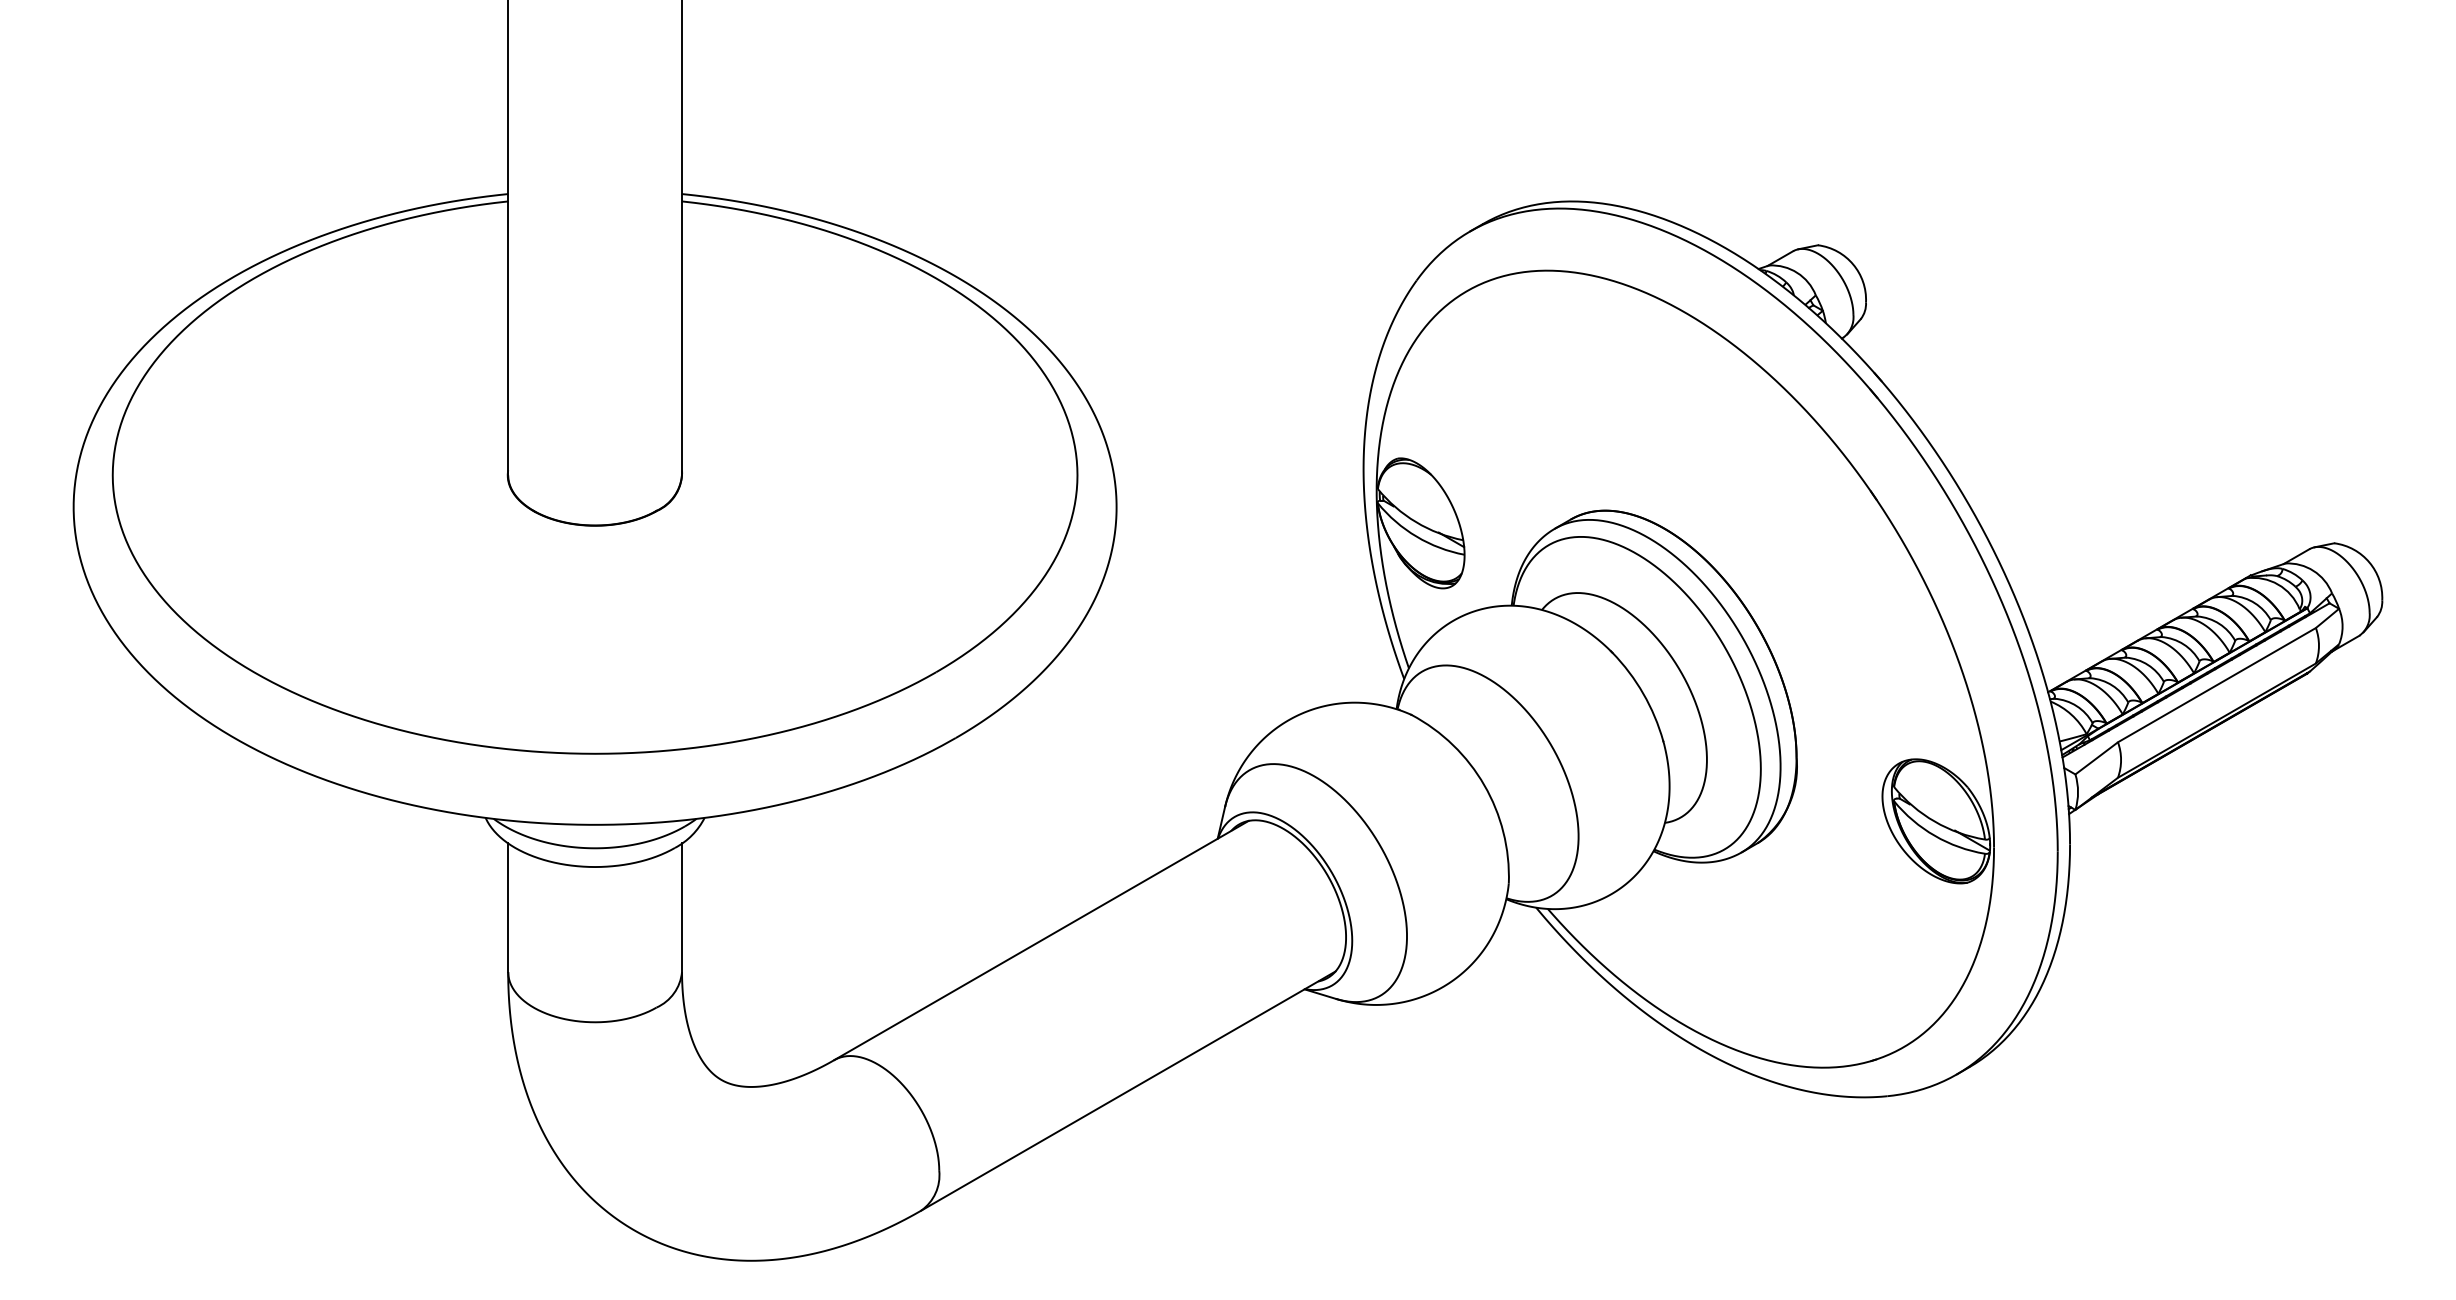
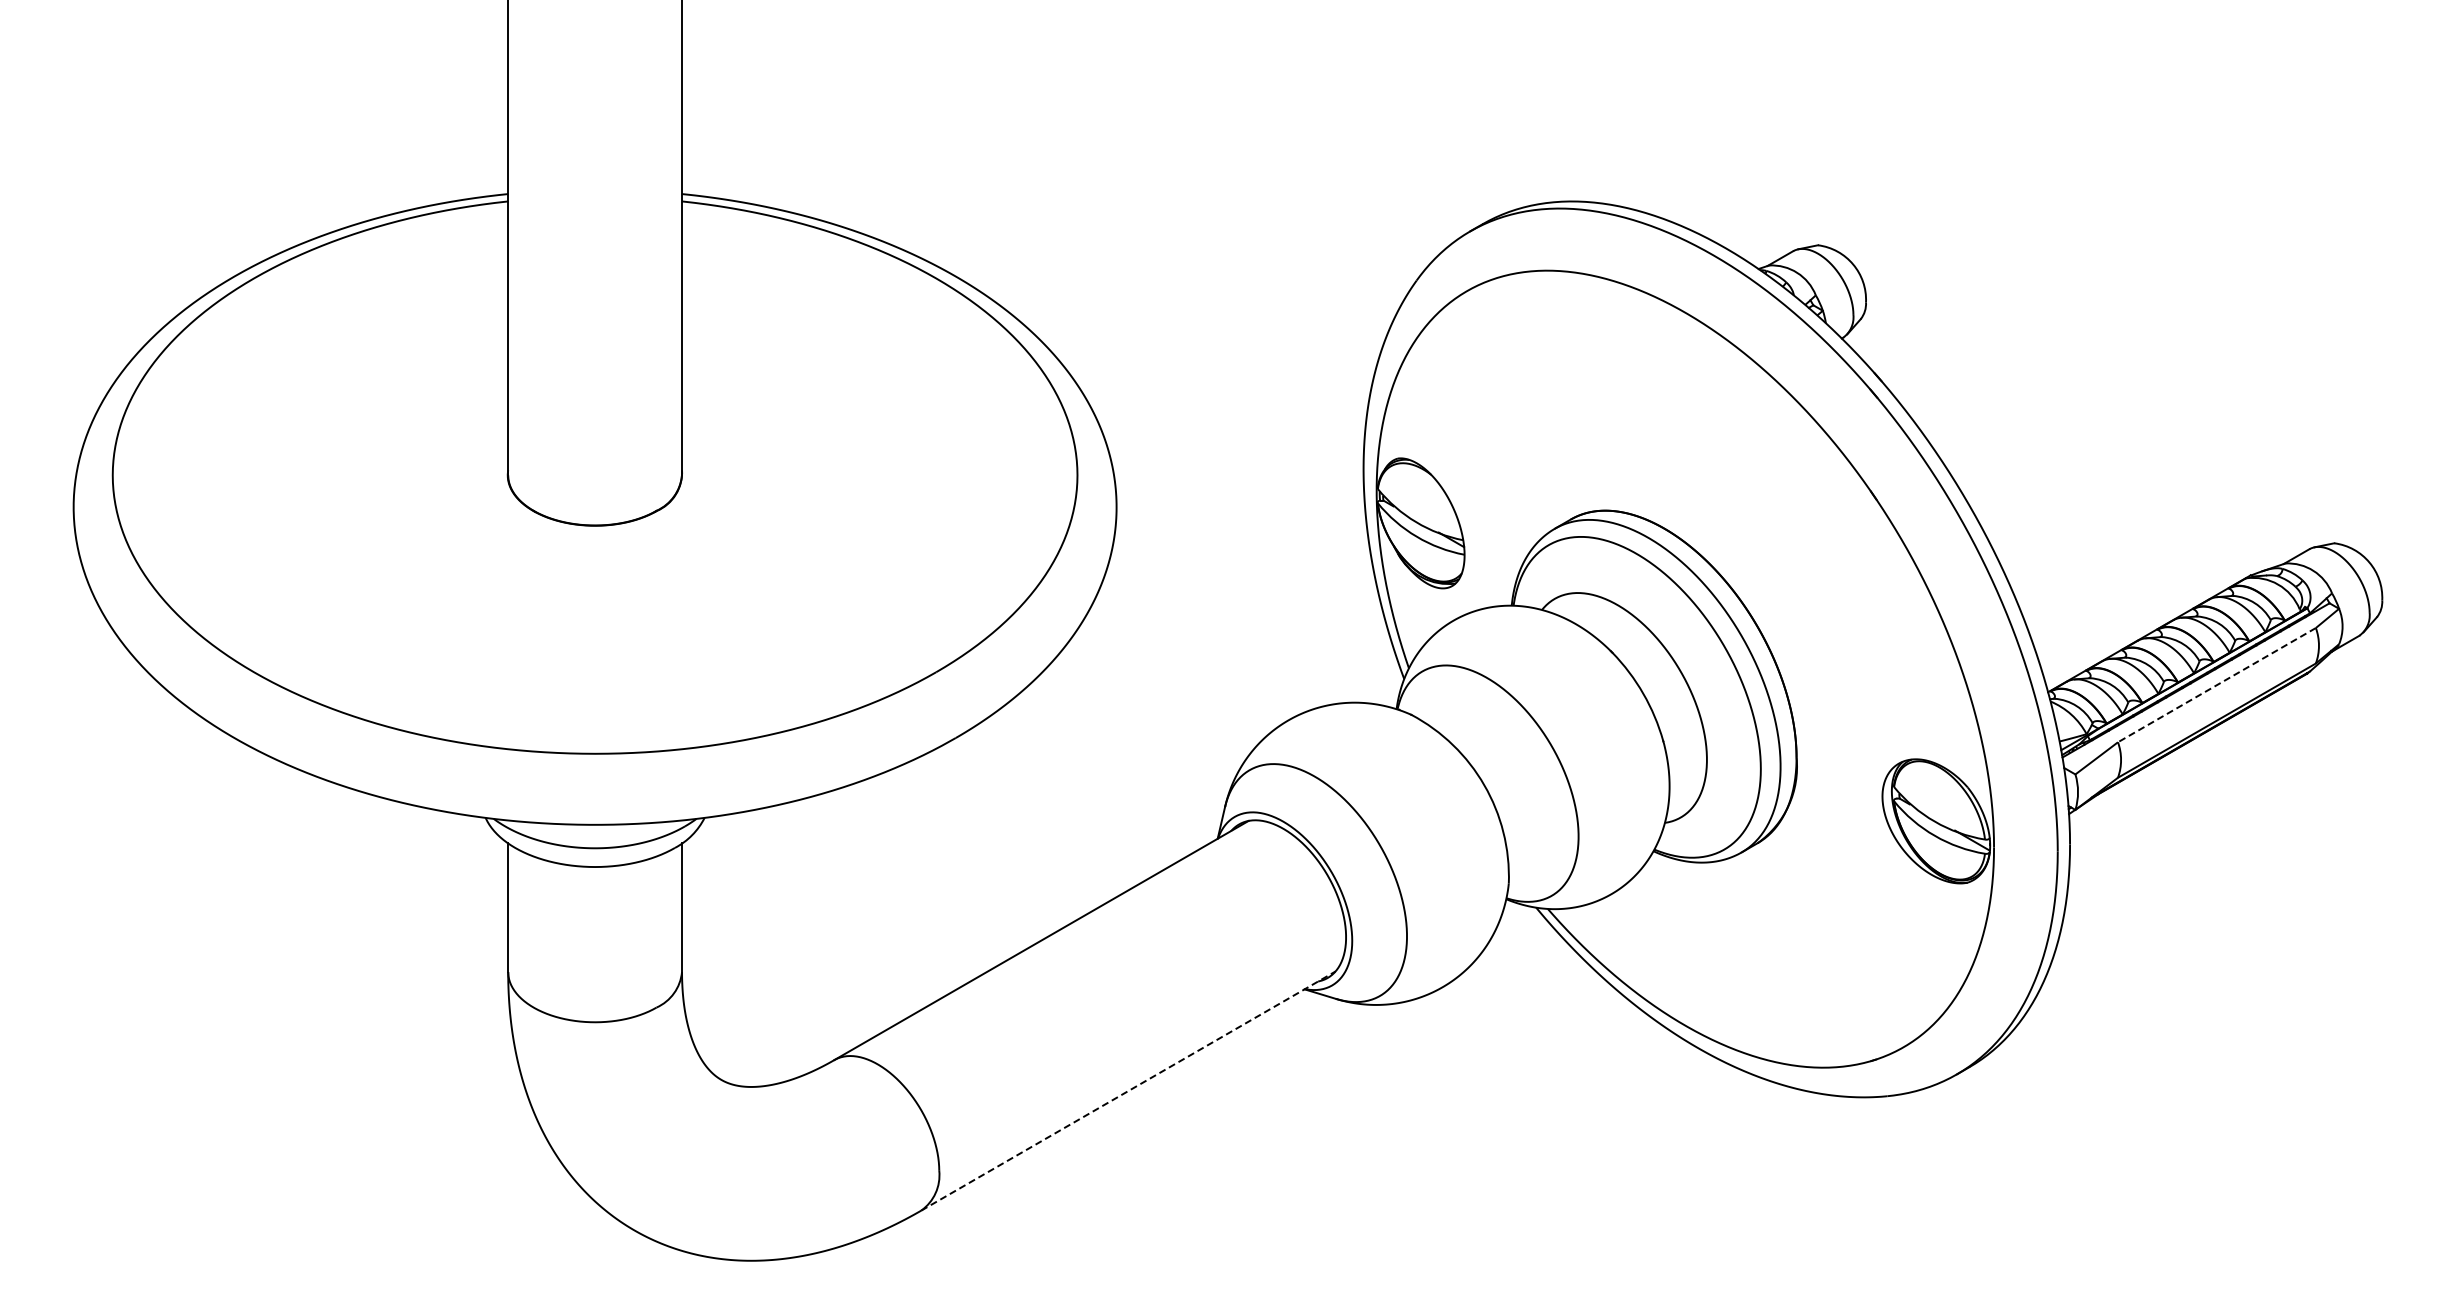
line: solid -> dashed (2216, 685)
line: solid -> dashed (1128, 1090)
